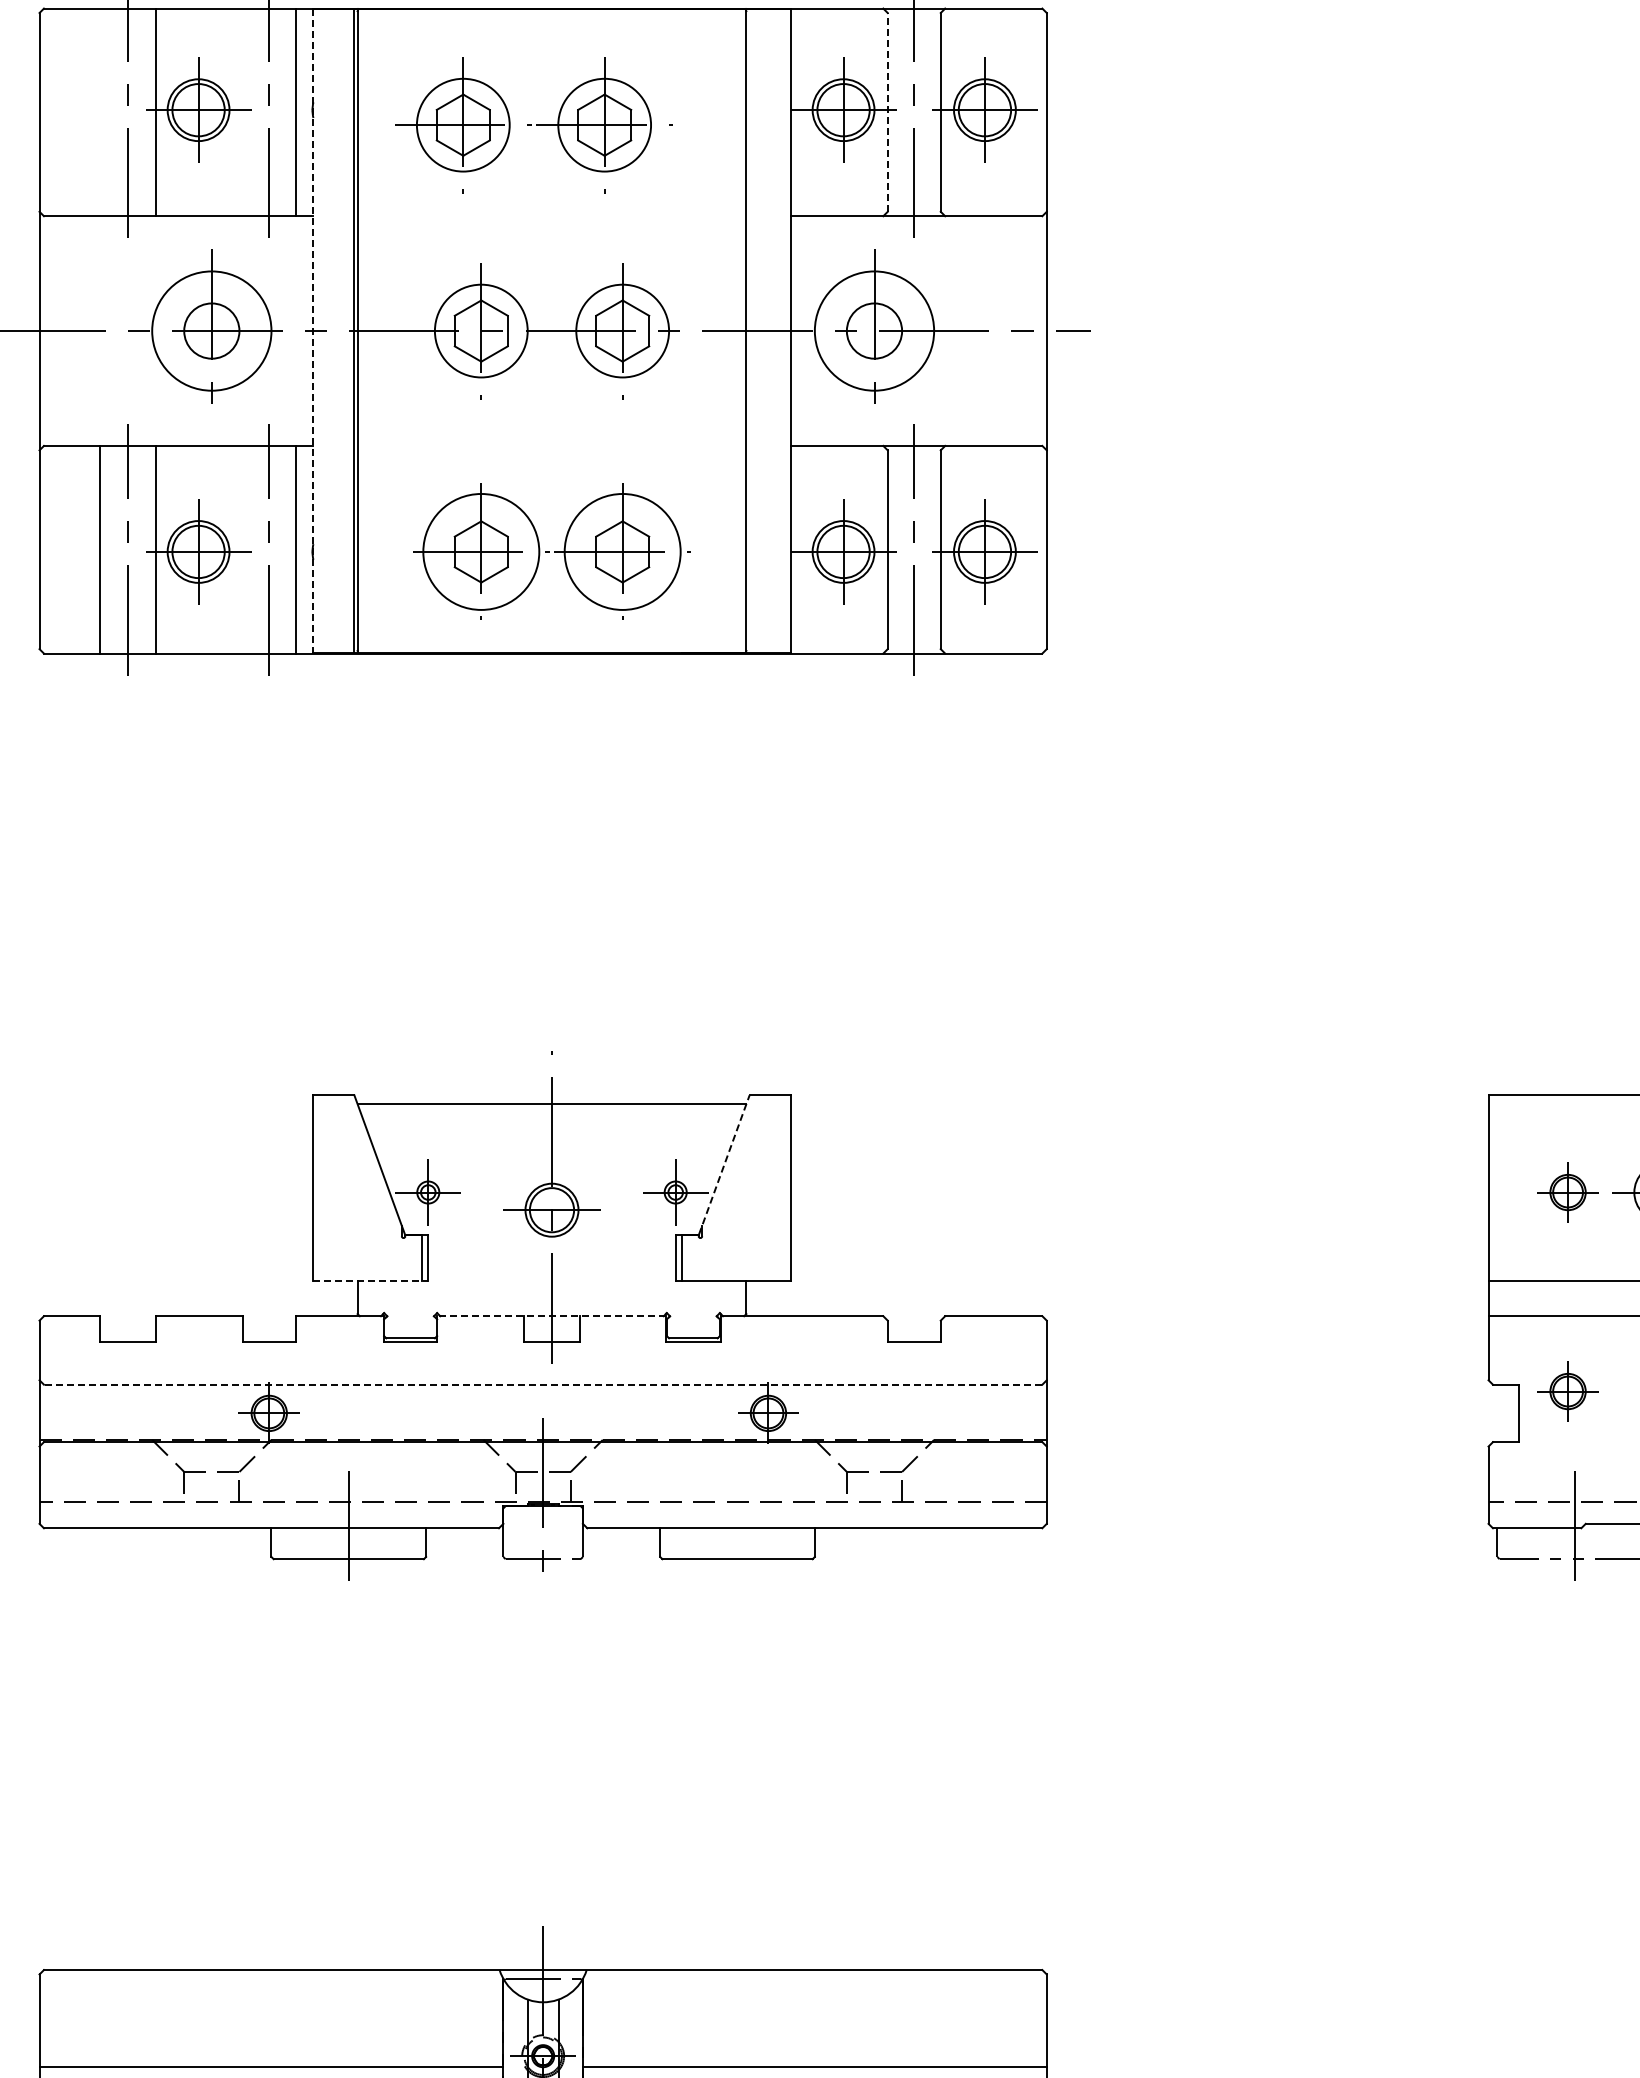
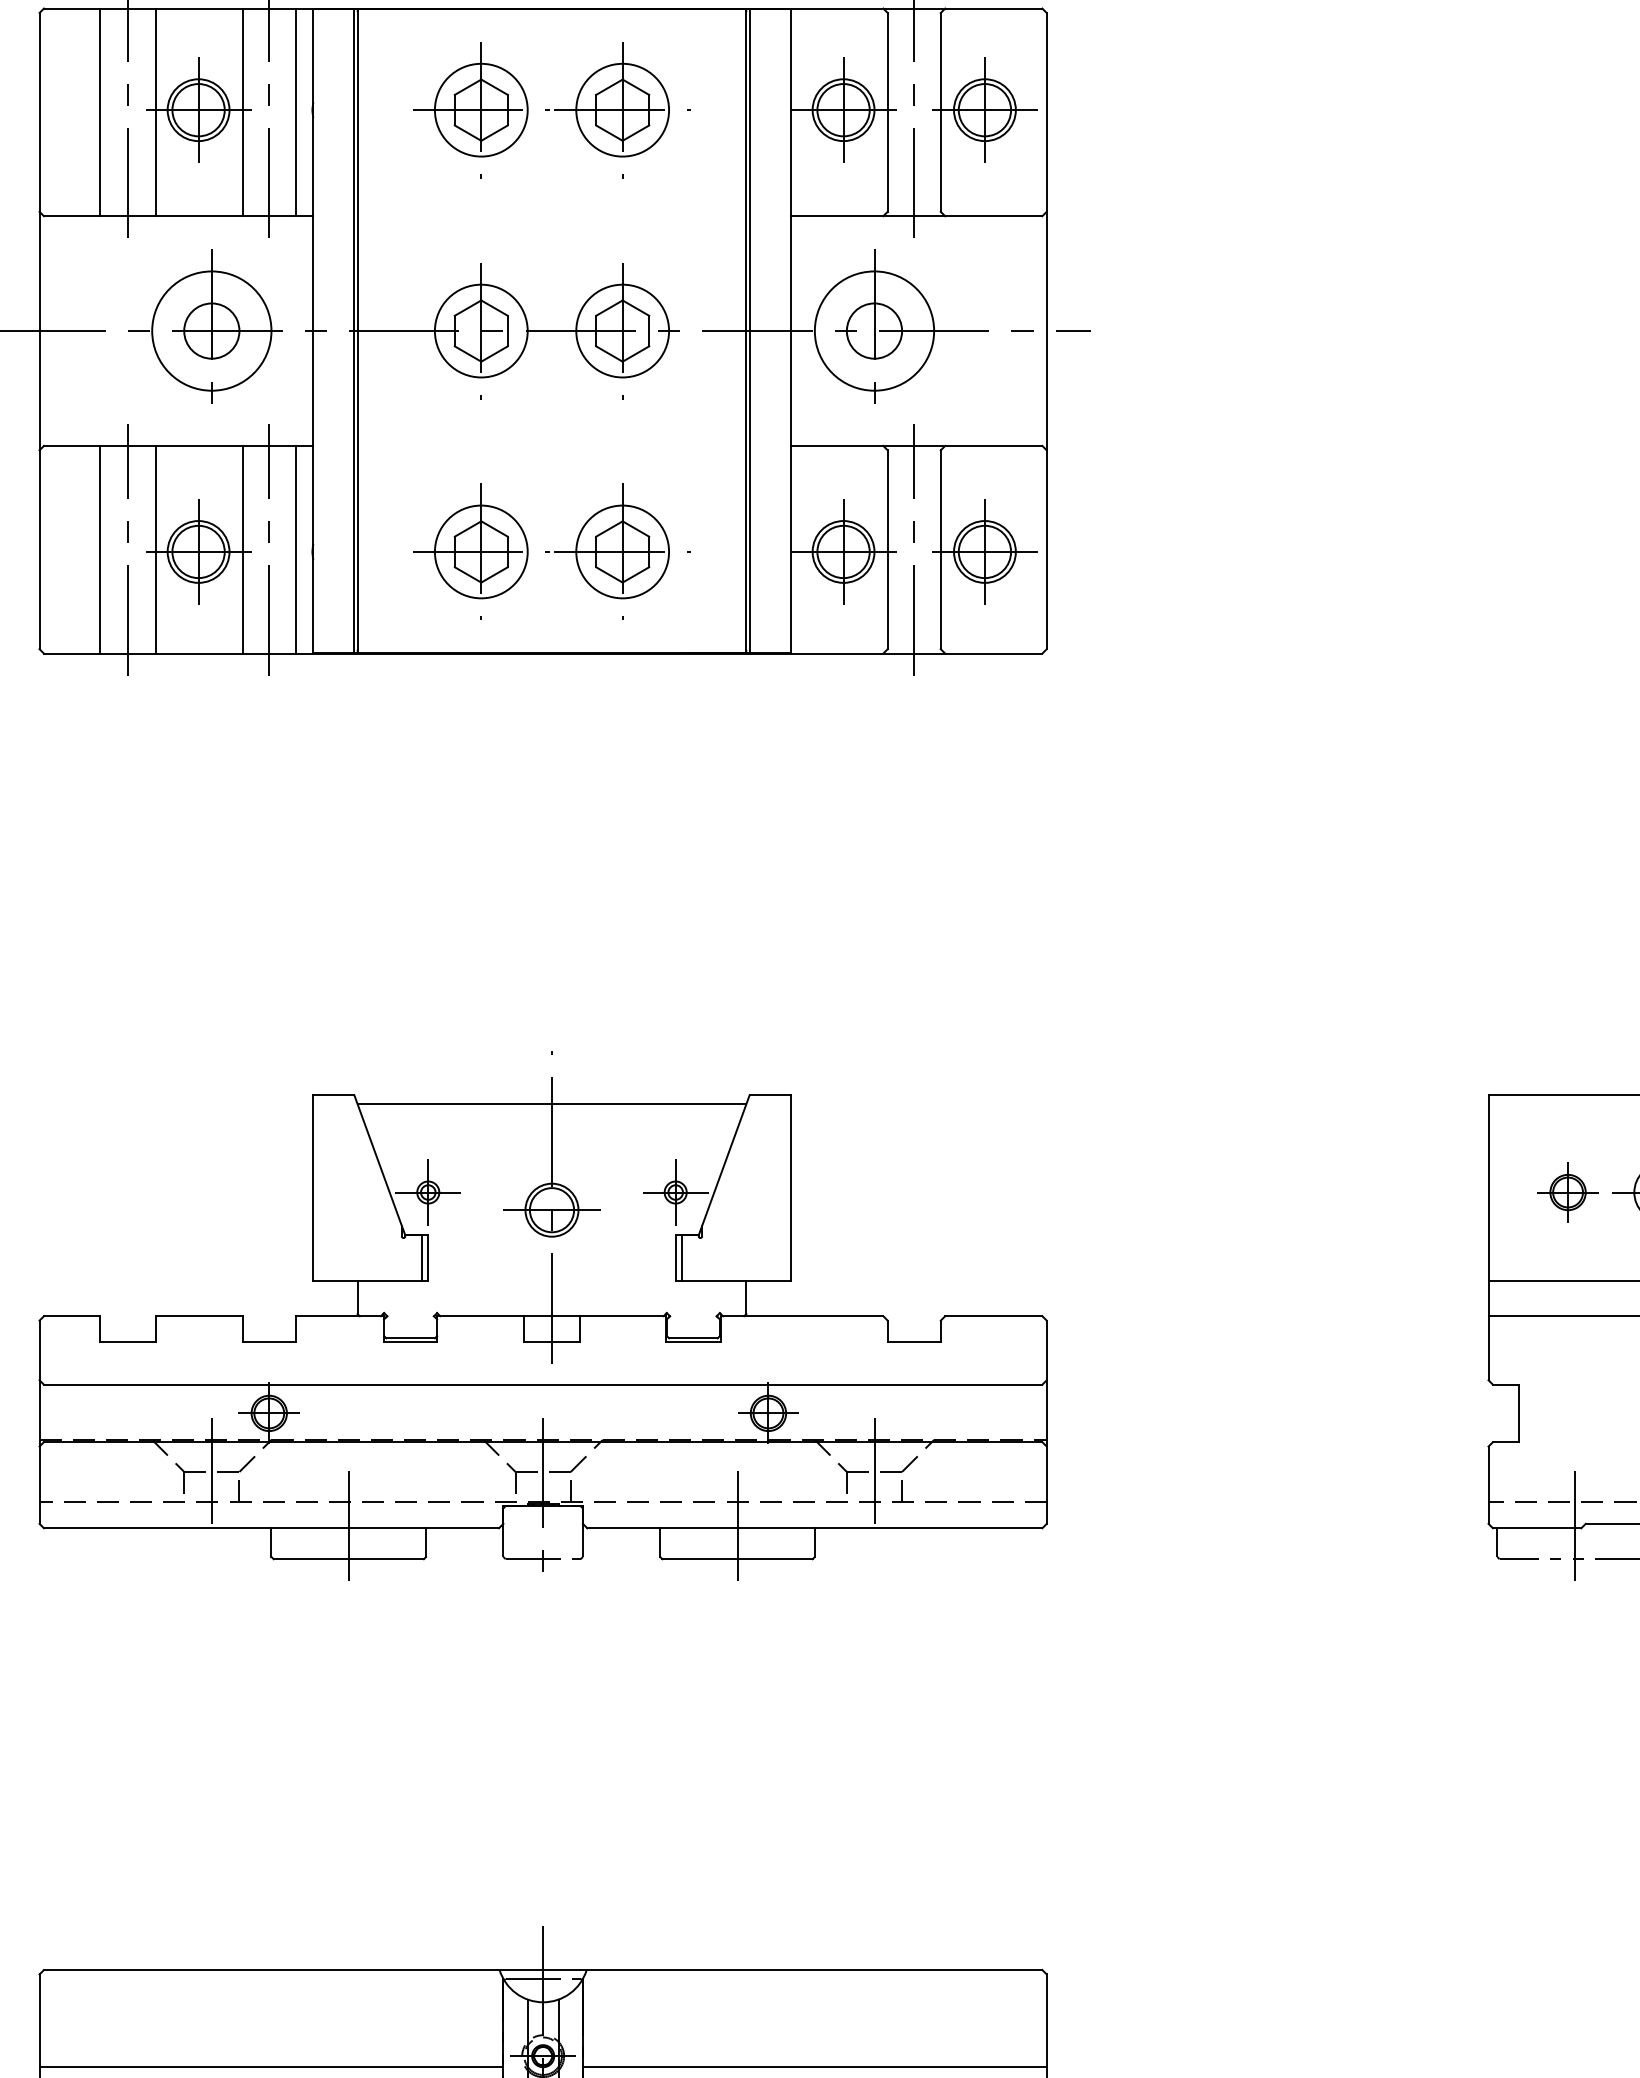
line: dashed -> solid (887, 111)
line: none -> present (100, 112)
line: none -> present (242, 112)
part position: (533, 125) -> (551, 110) (551, 110)
line: none -> present (749, 330)
line: dashed -> solid (313, 331)
line: none -> present (242, 549)
circle diameter: 116 px -> 93 px (480, 551)
circle diameter: 116 px -> 93 px (622, 551)
line: dashed -> solid (724, 1164)
line: dashed -> solid (371, 1280)
line: dashed -> solid (550, 1316)
line: dashed -> solid (542, 1384)
part: present -> none (1567, 1391)
line: none -> present (211, 1470)
line: none -> present (874, 1470)
line: none -> present (737, 1521)
